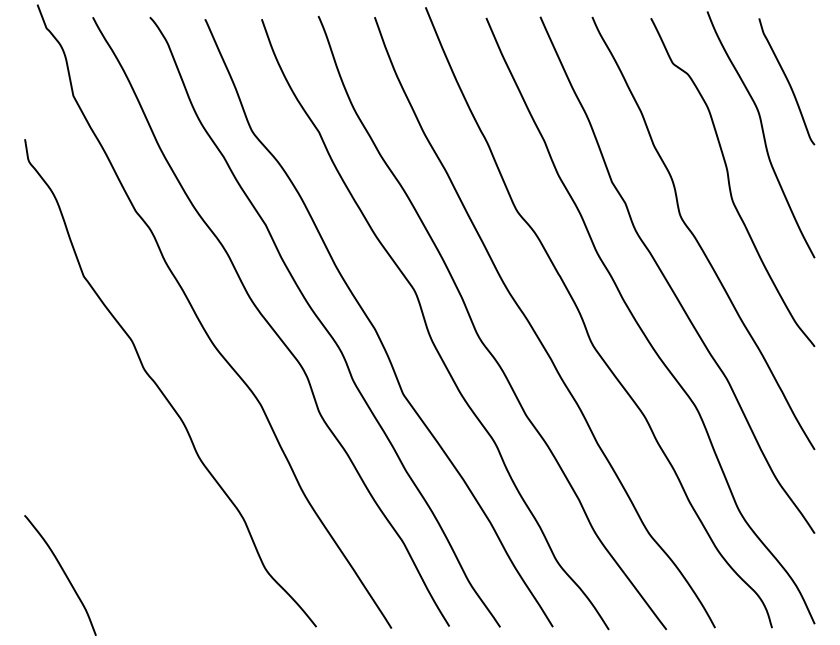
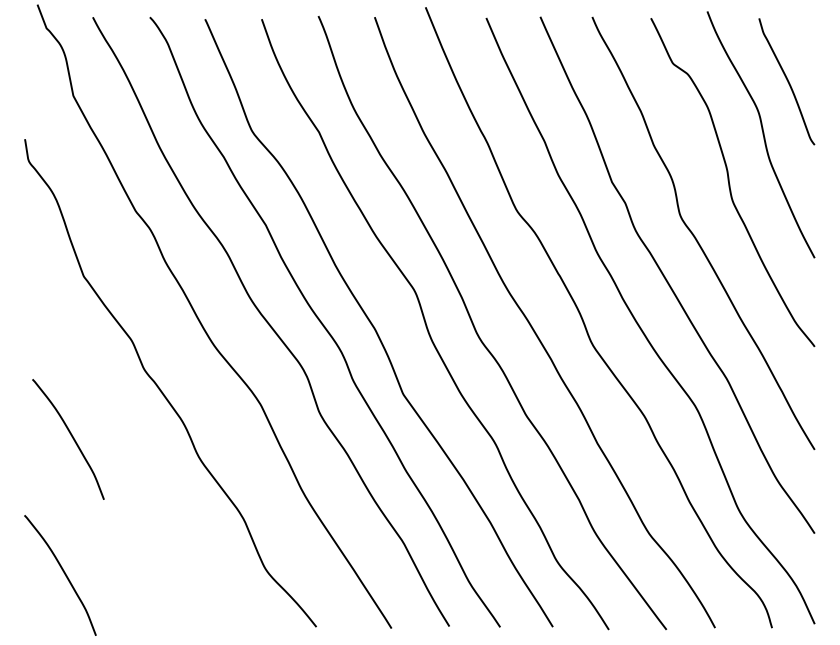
curve: none -> present (71, 437)
